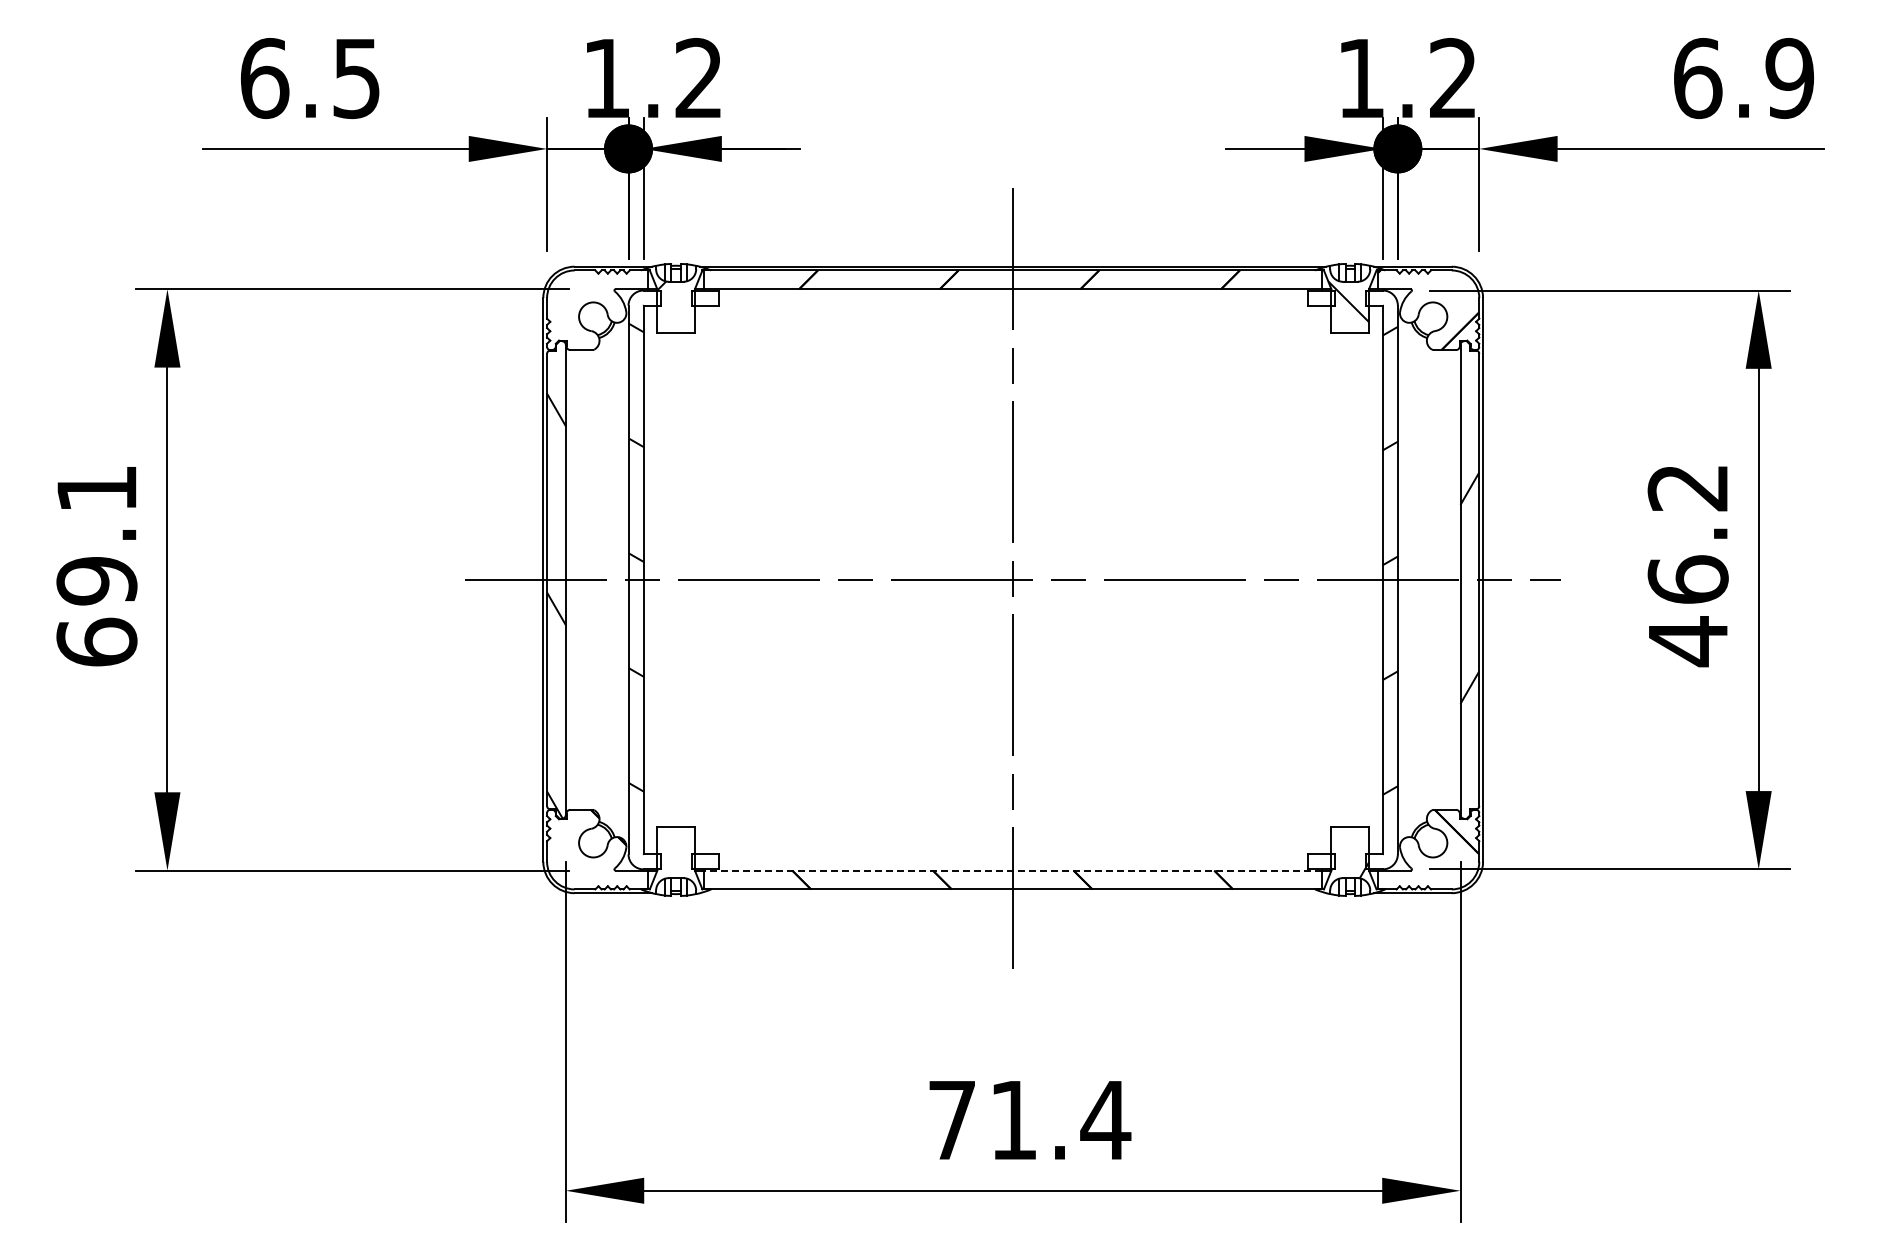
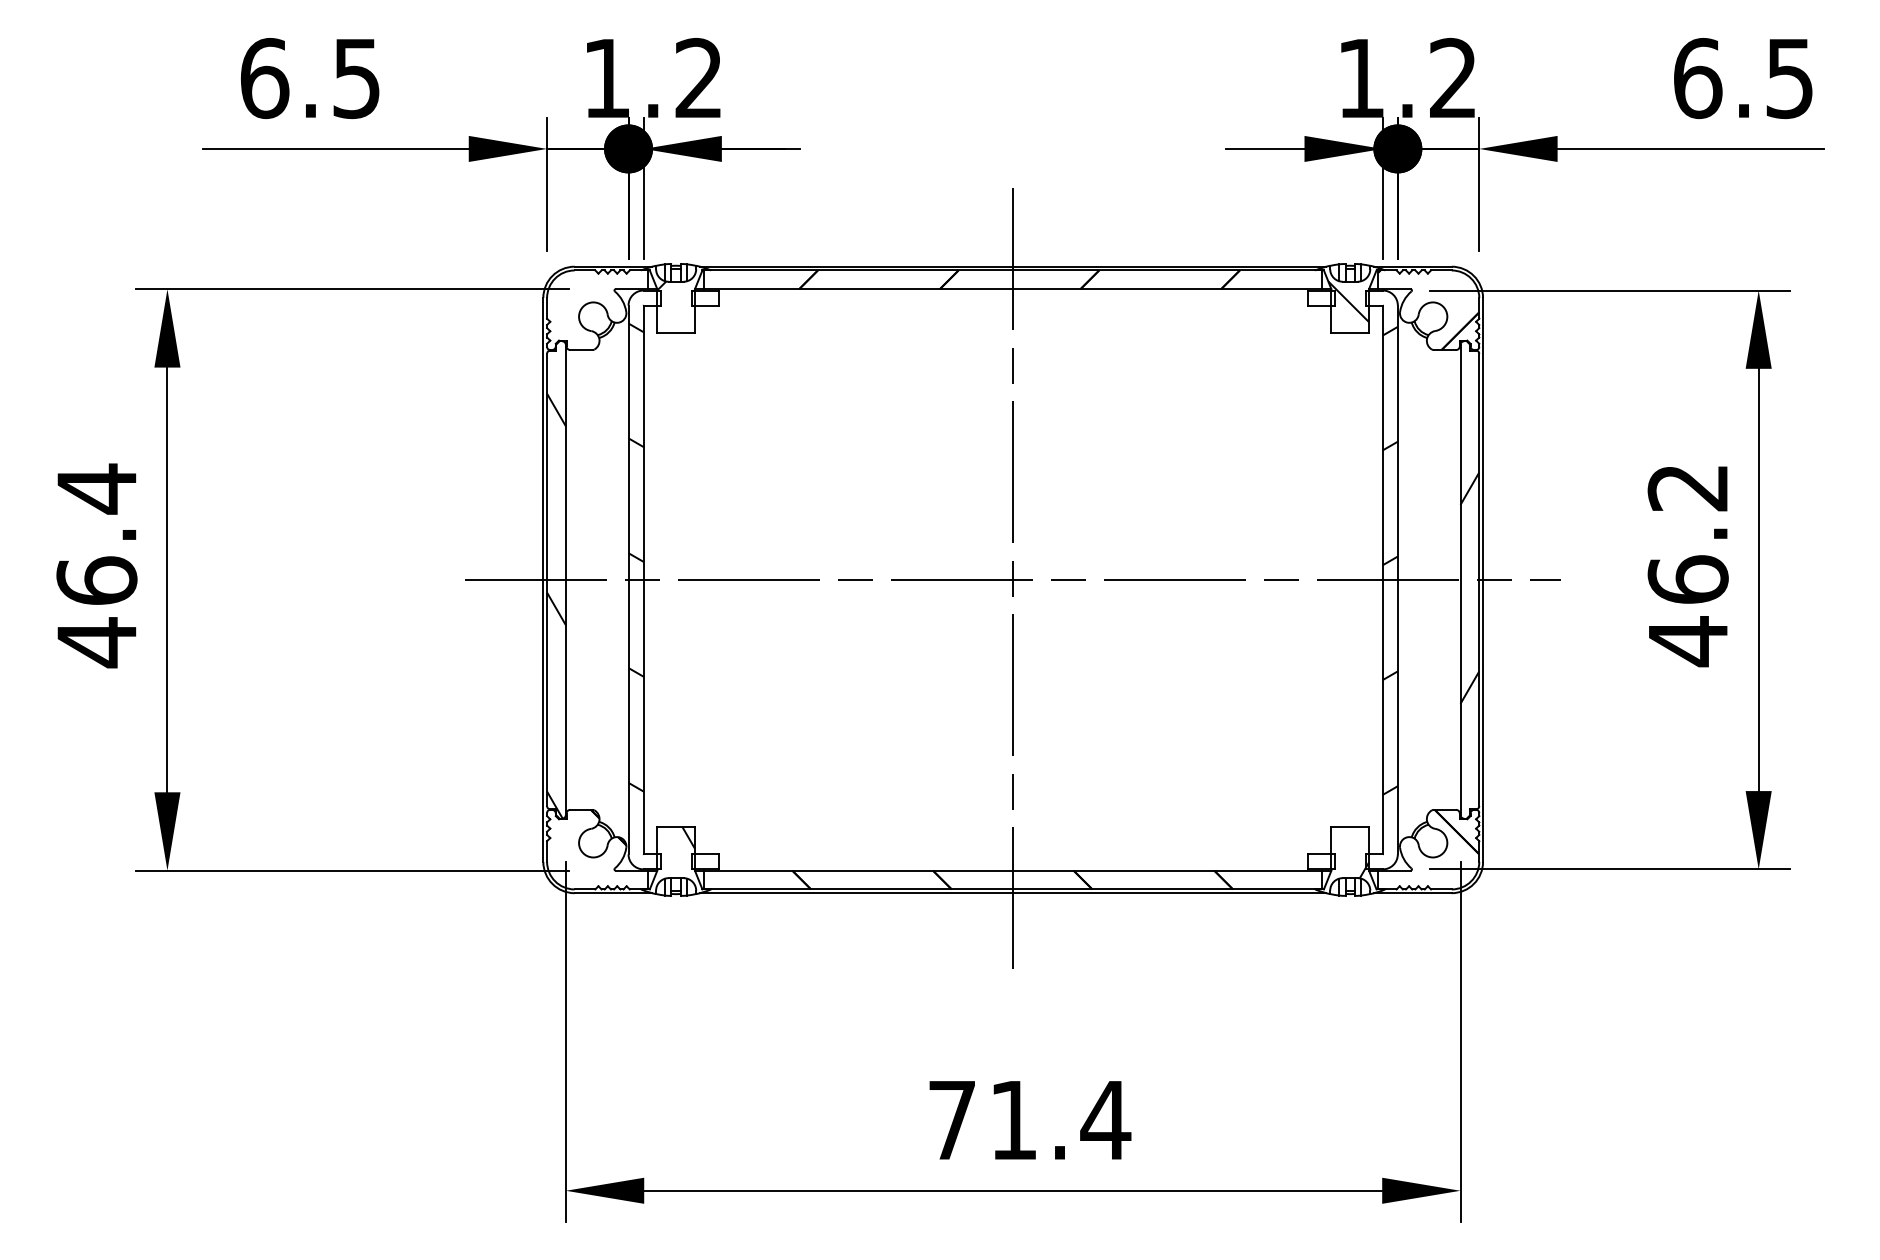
text: 6.9 -> 6.5 (1789, 78)
text: 69.1 -> 46.4 (96, 565)
hatch: none -> present (688, 837)
line: dashed -> solid (1013, 870)
line: none -> present (1013, 893)
